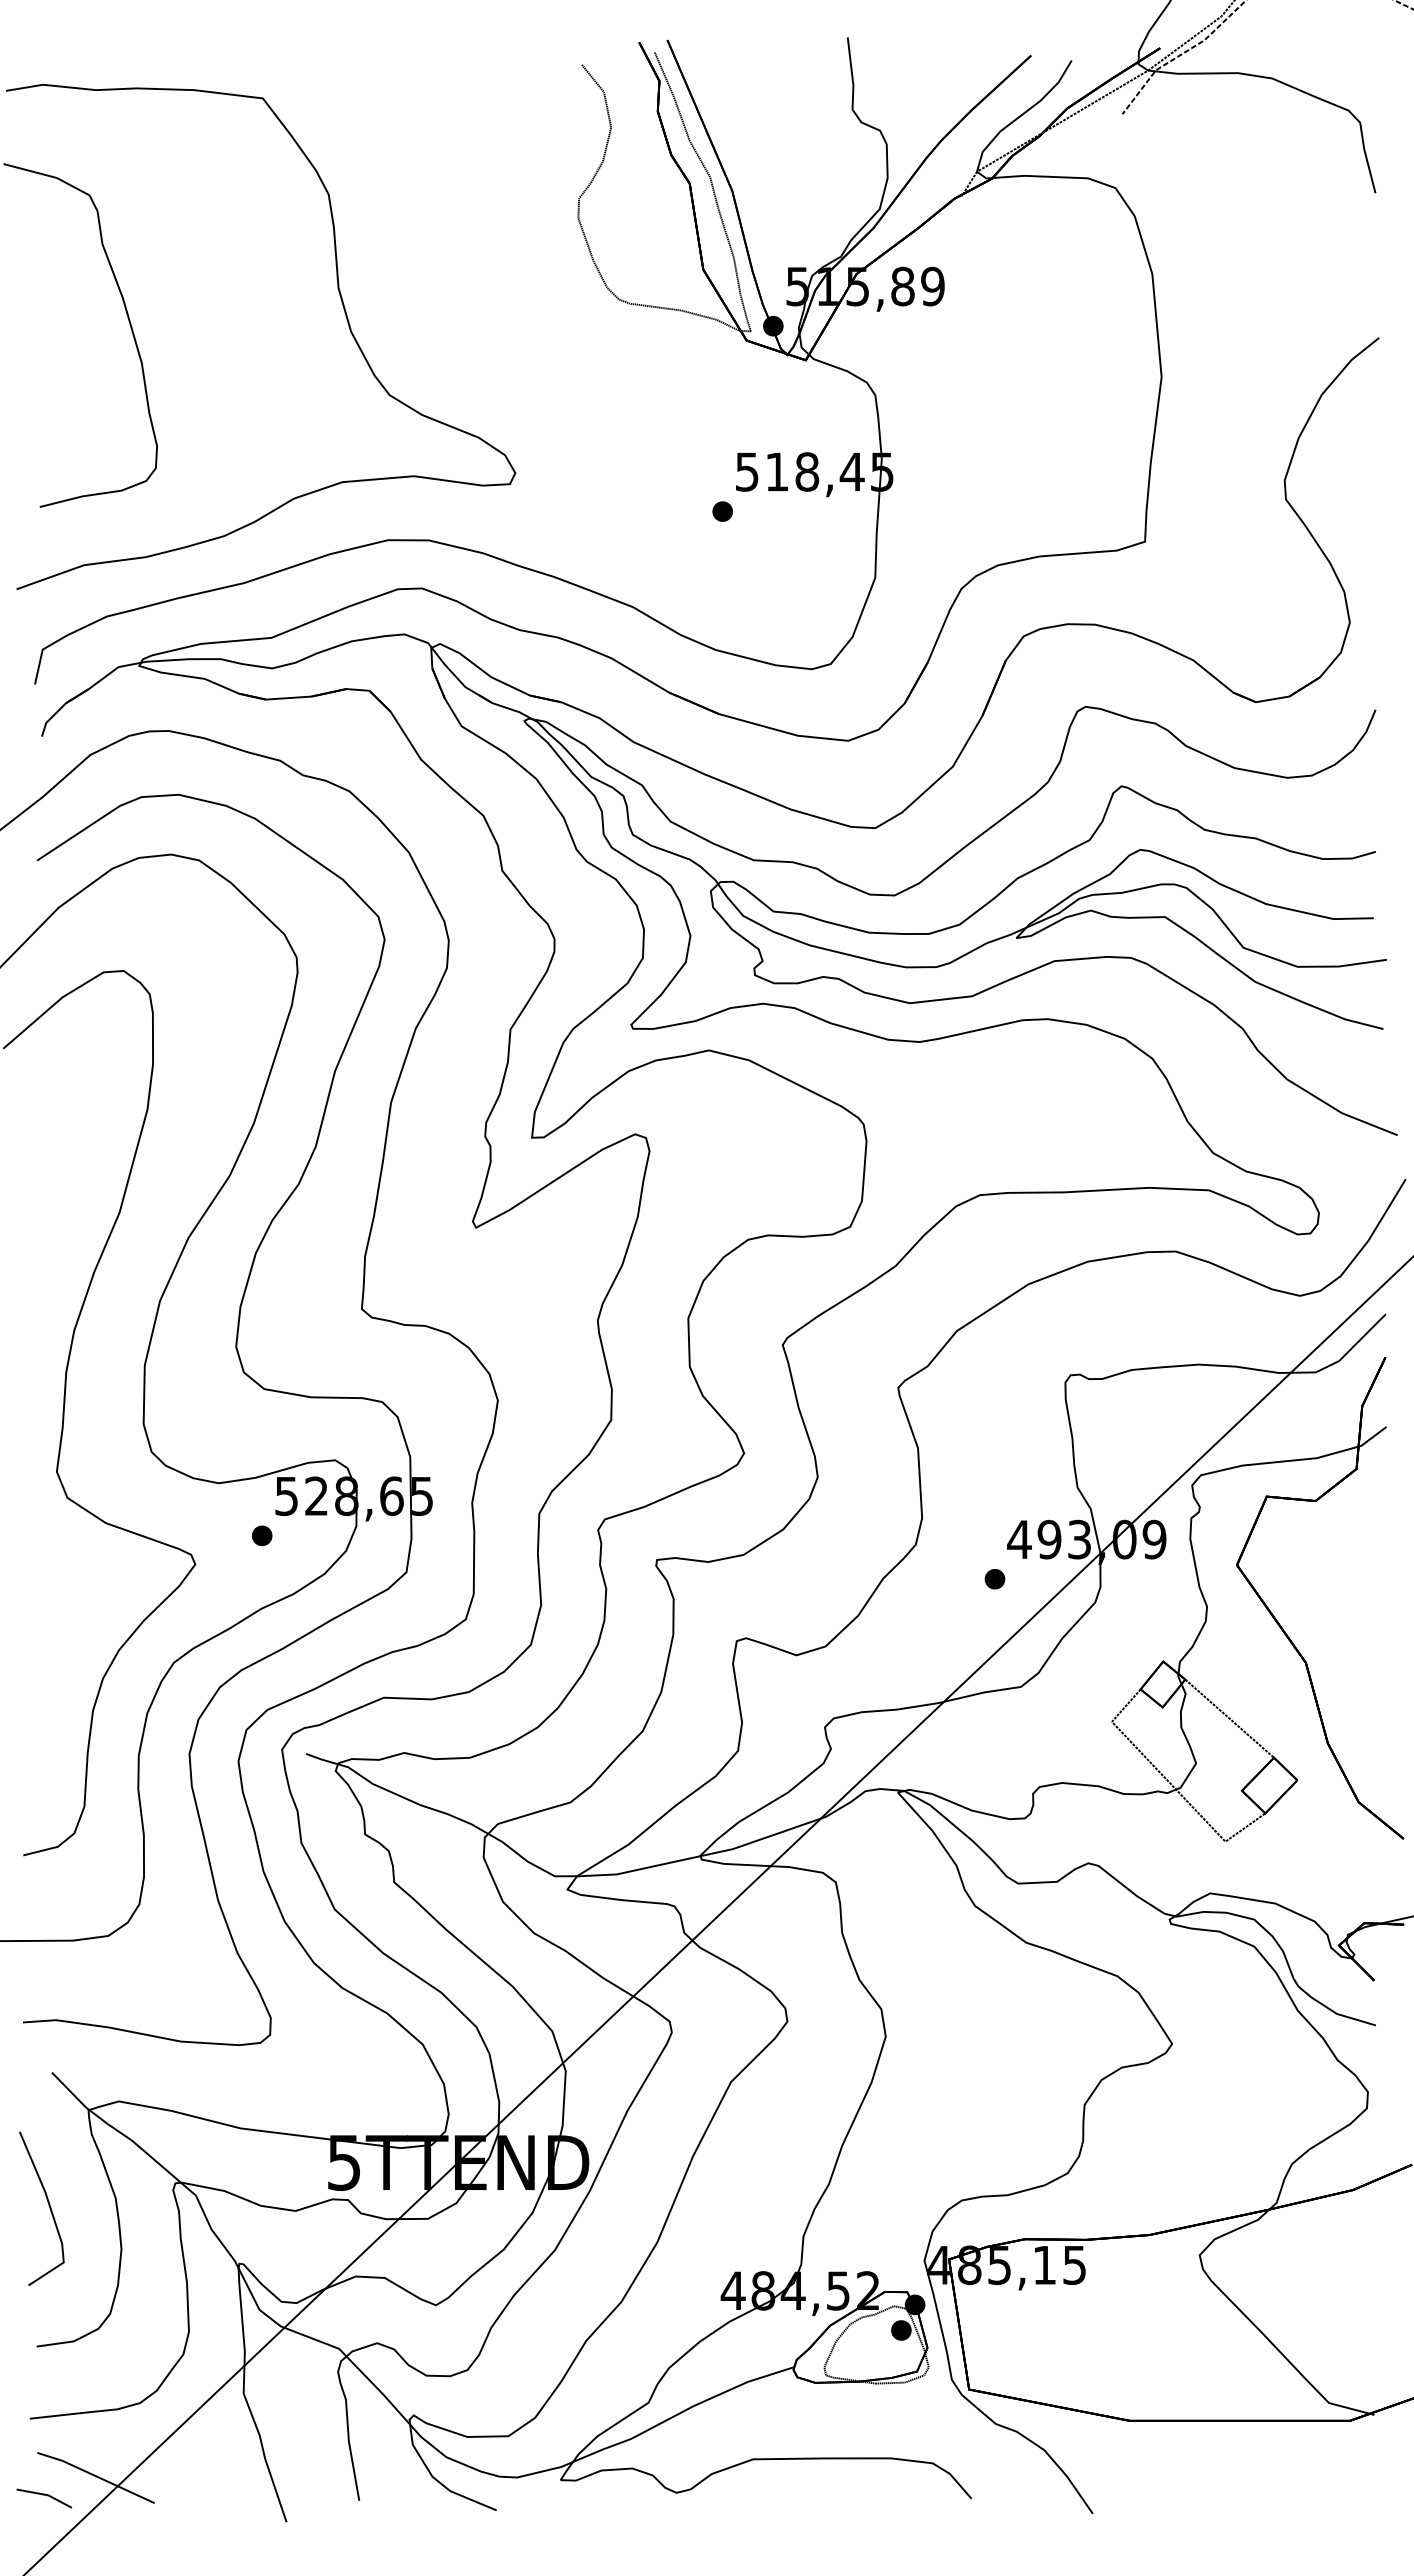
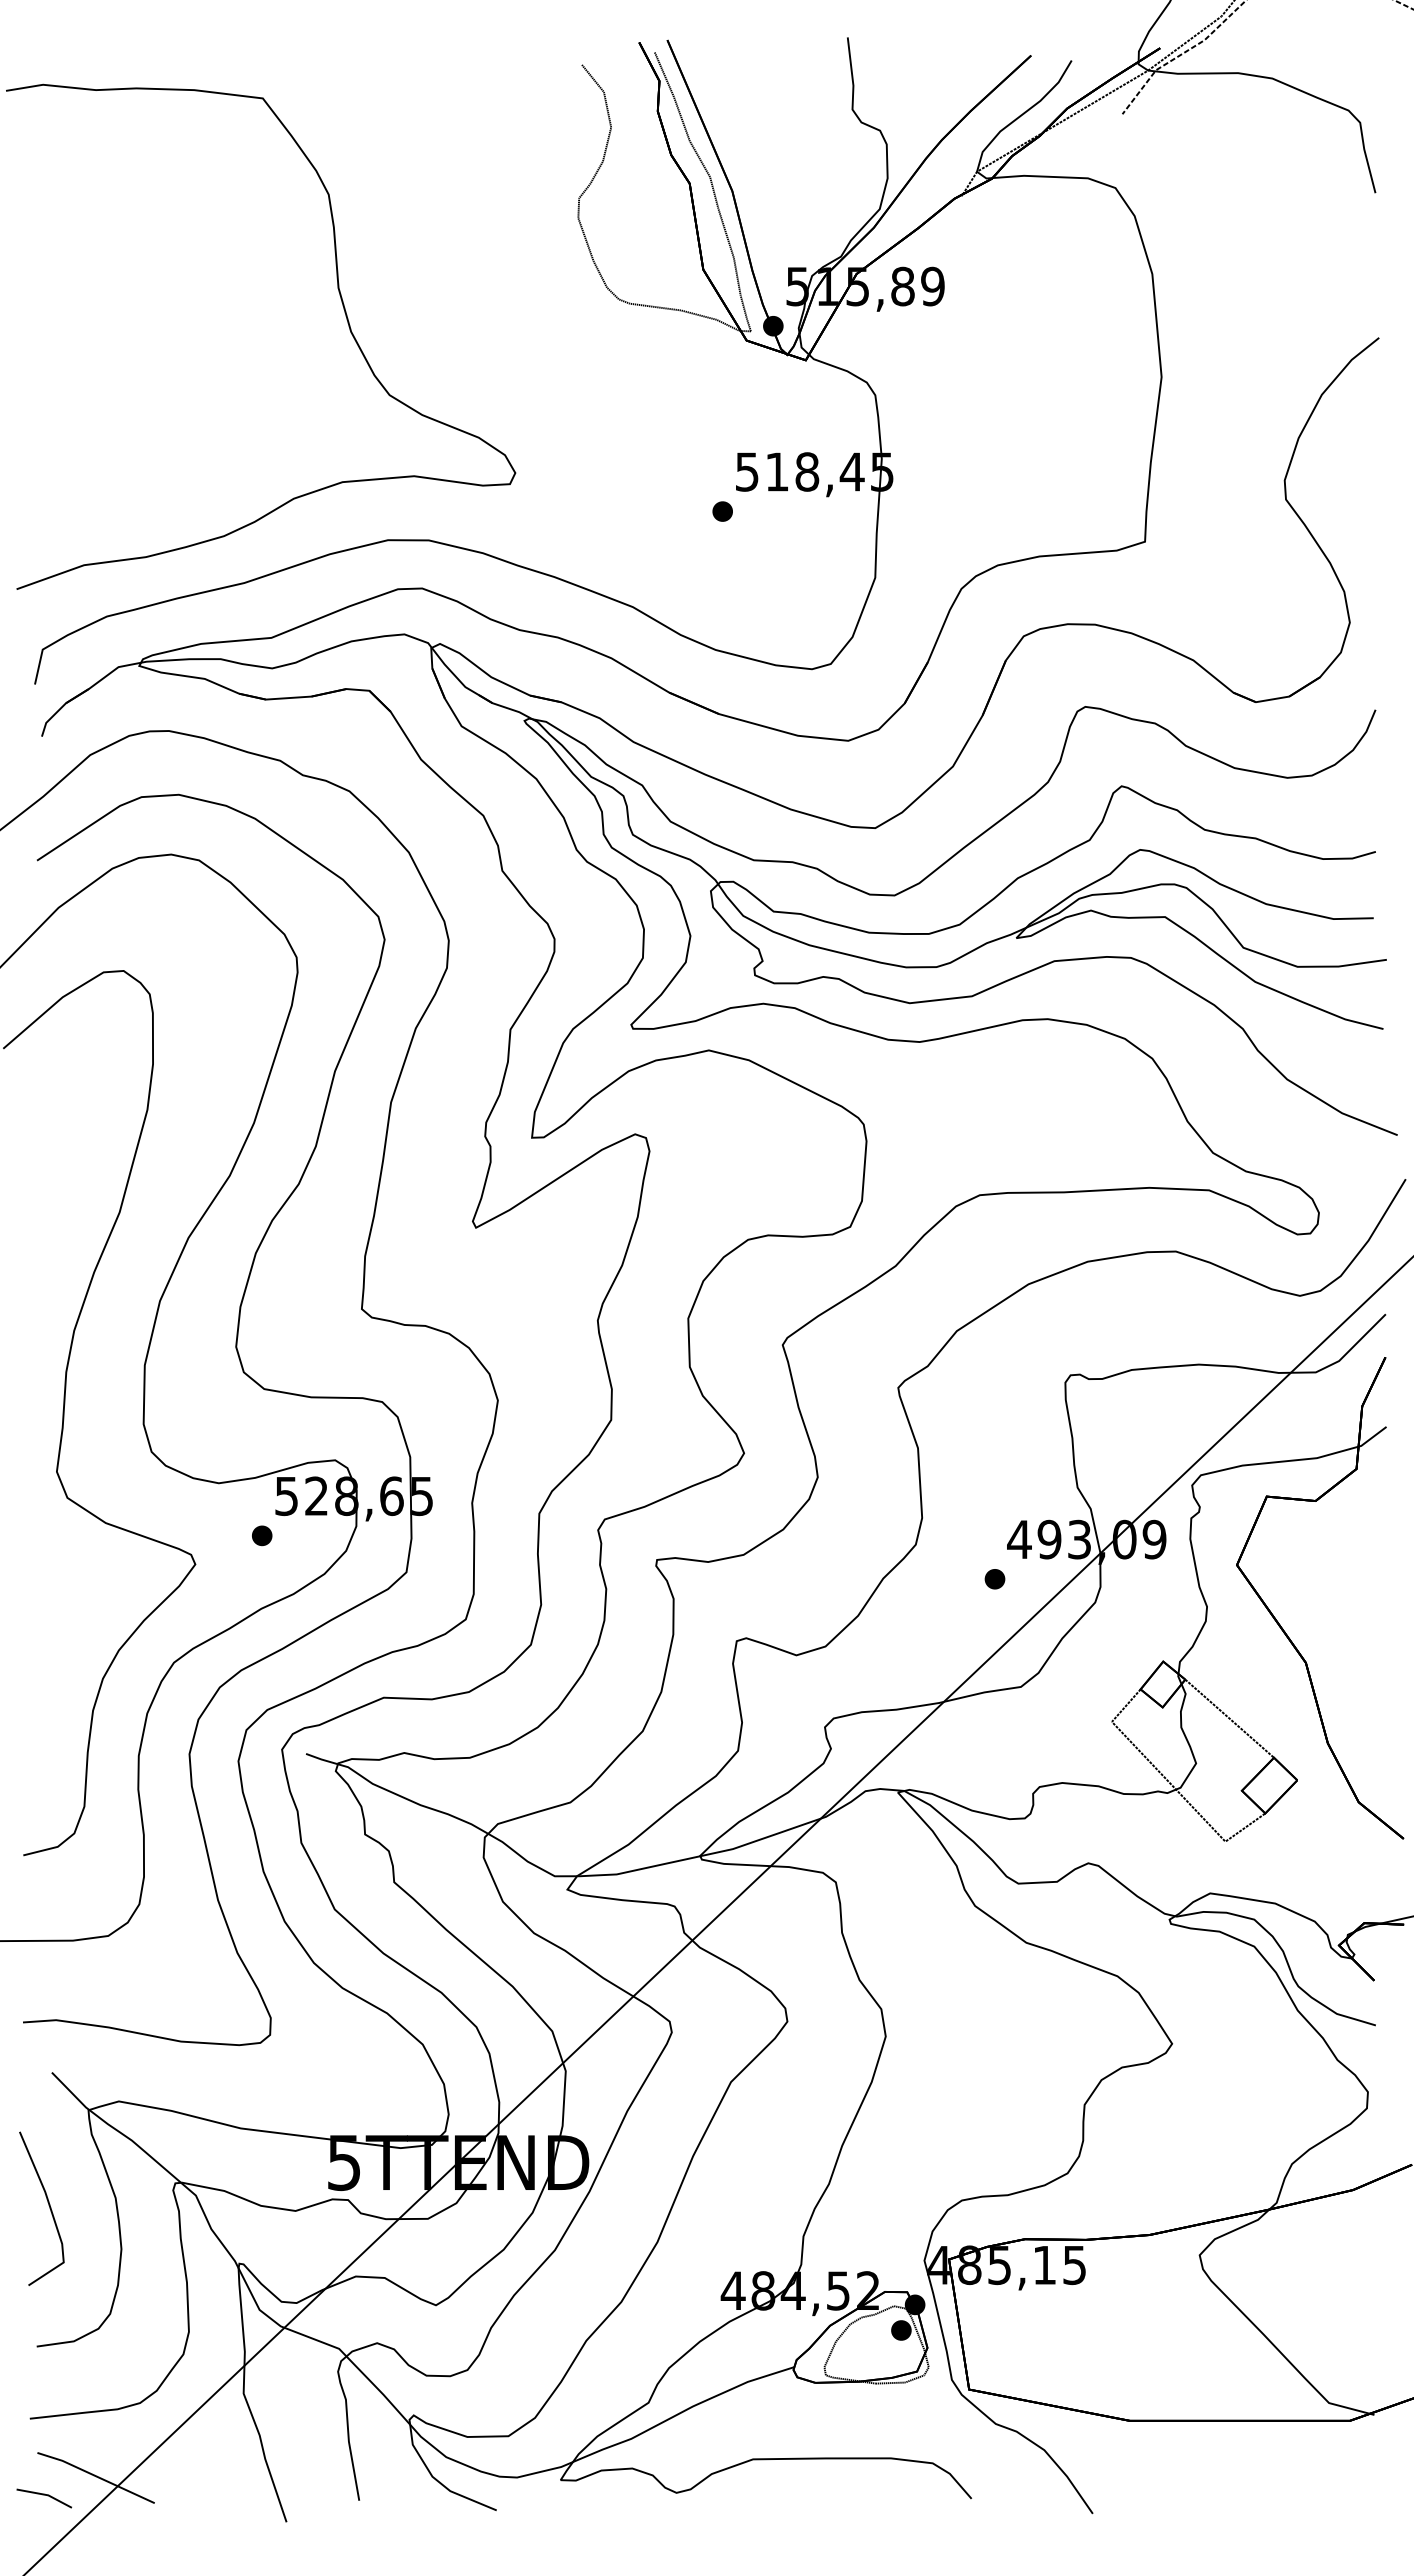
part: present -> none (127, 318)
